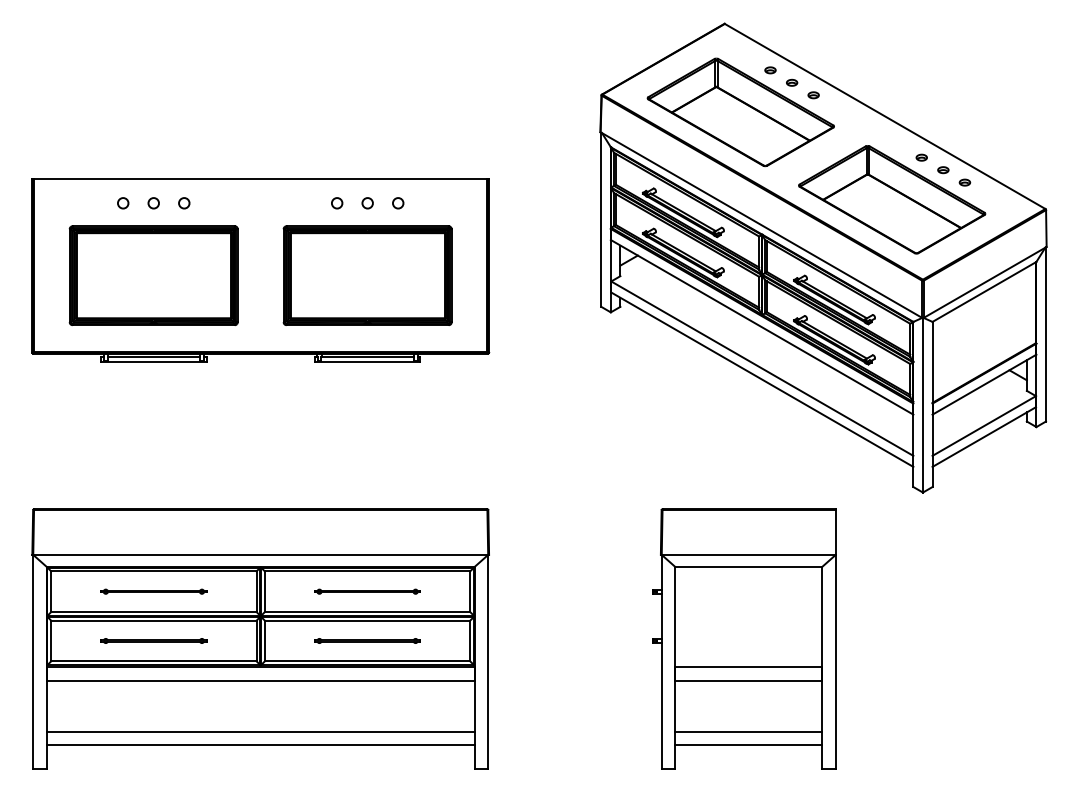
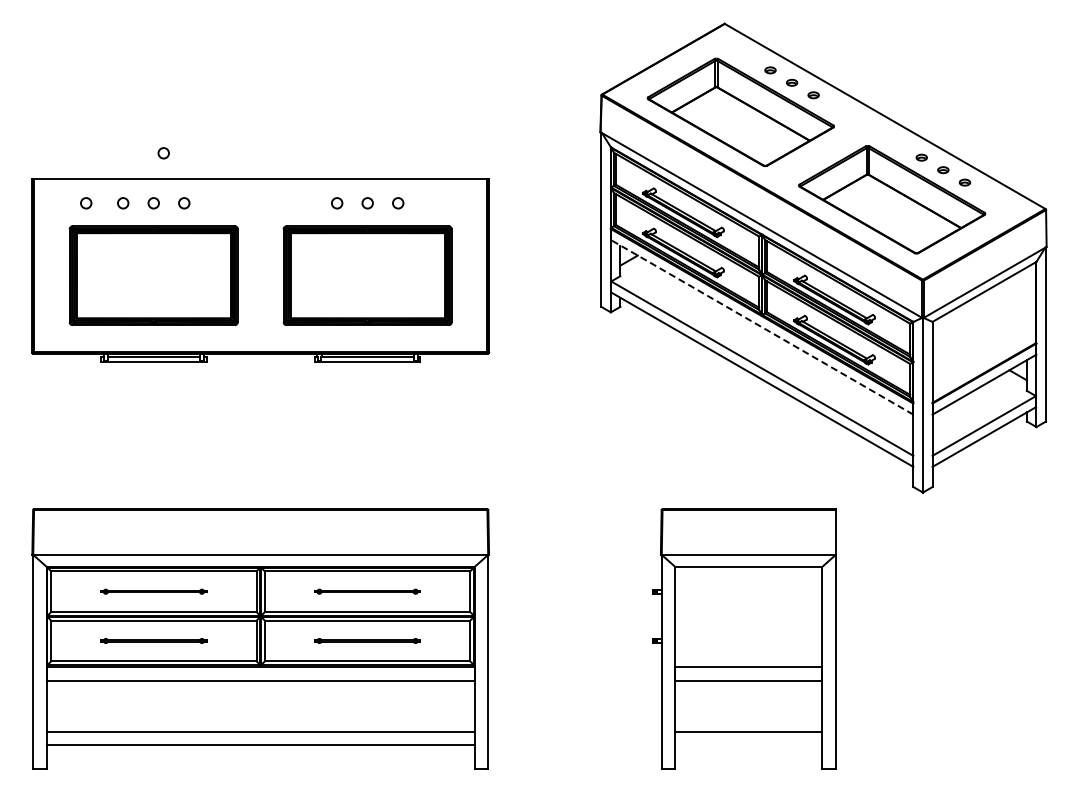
circle: none -> present (163, 153)
circle: none -> present (86, 203)
line: solid -> dashed (762, 327)
line: present -> none (748, 745)
